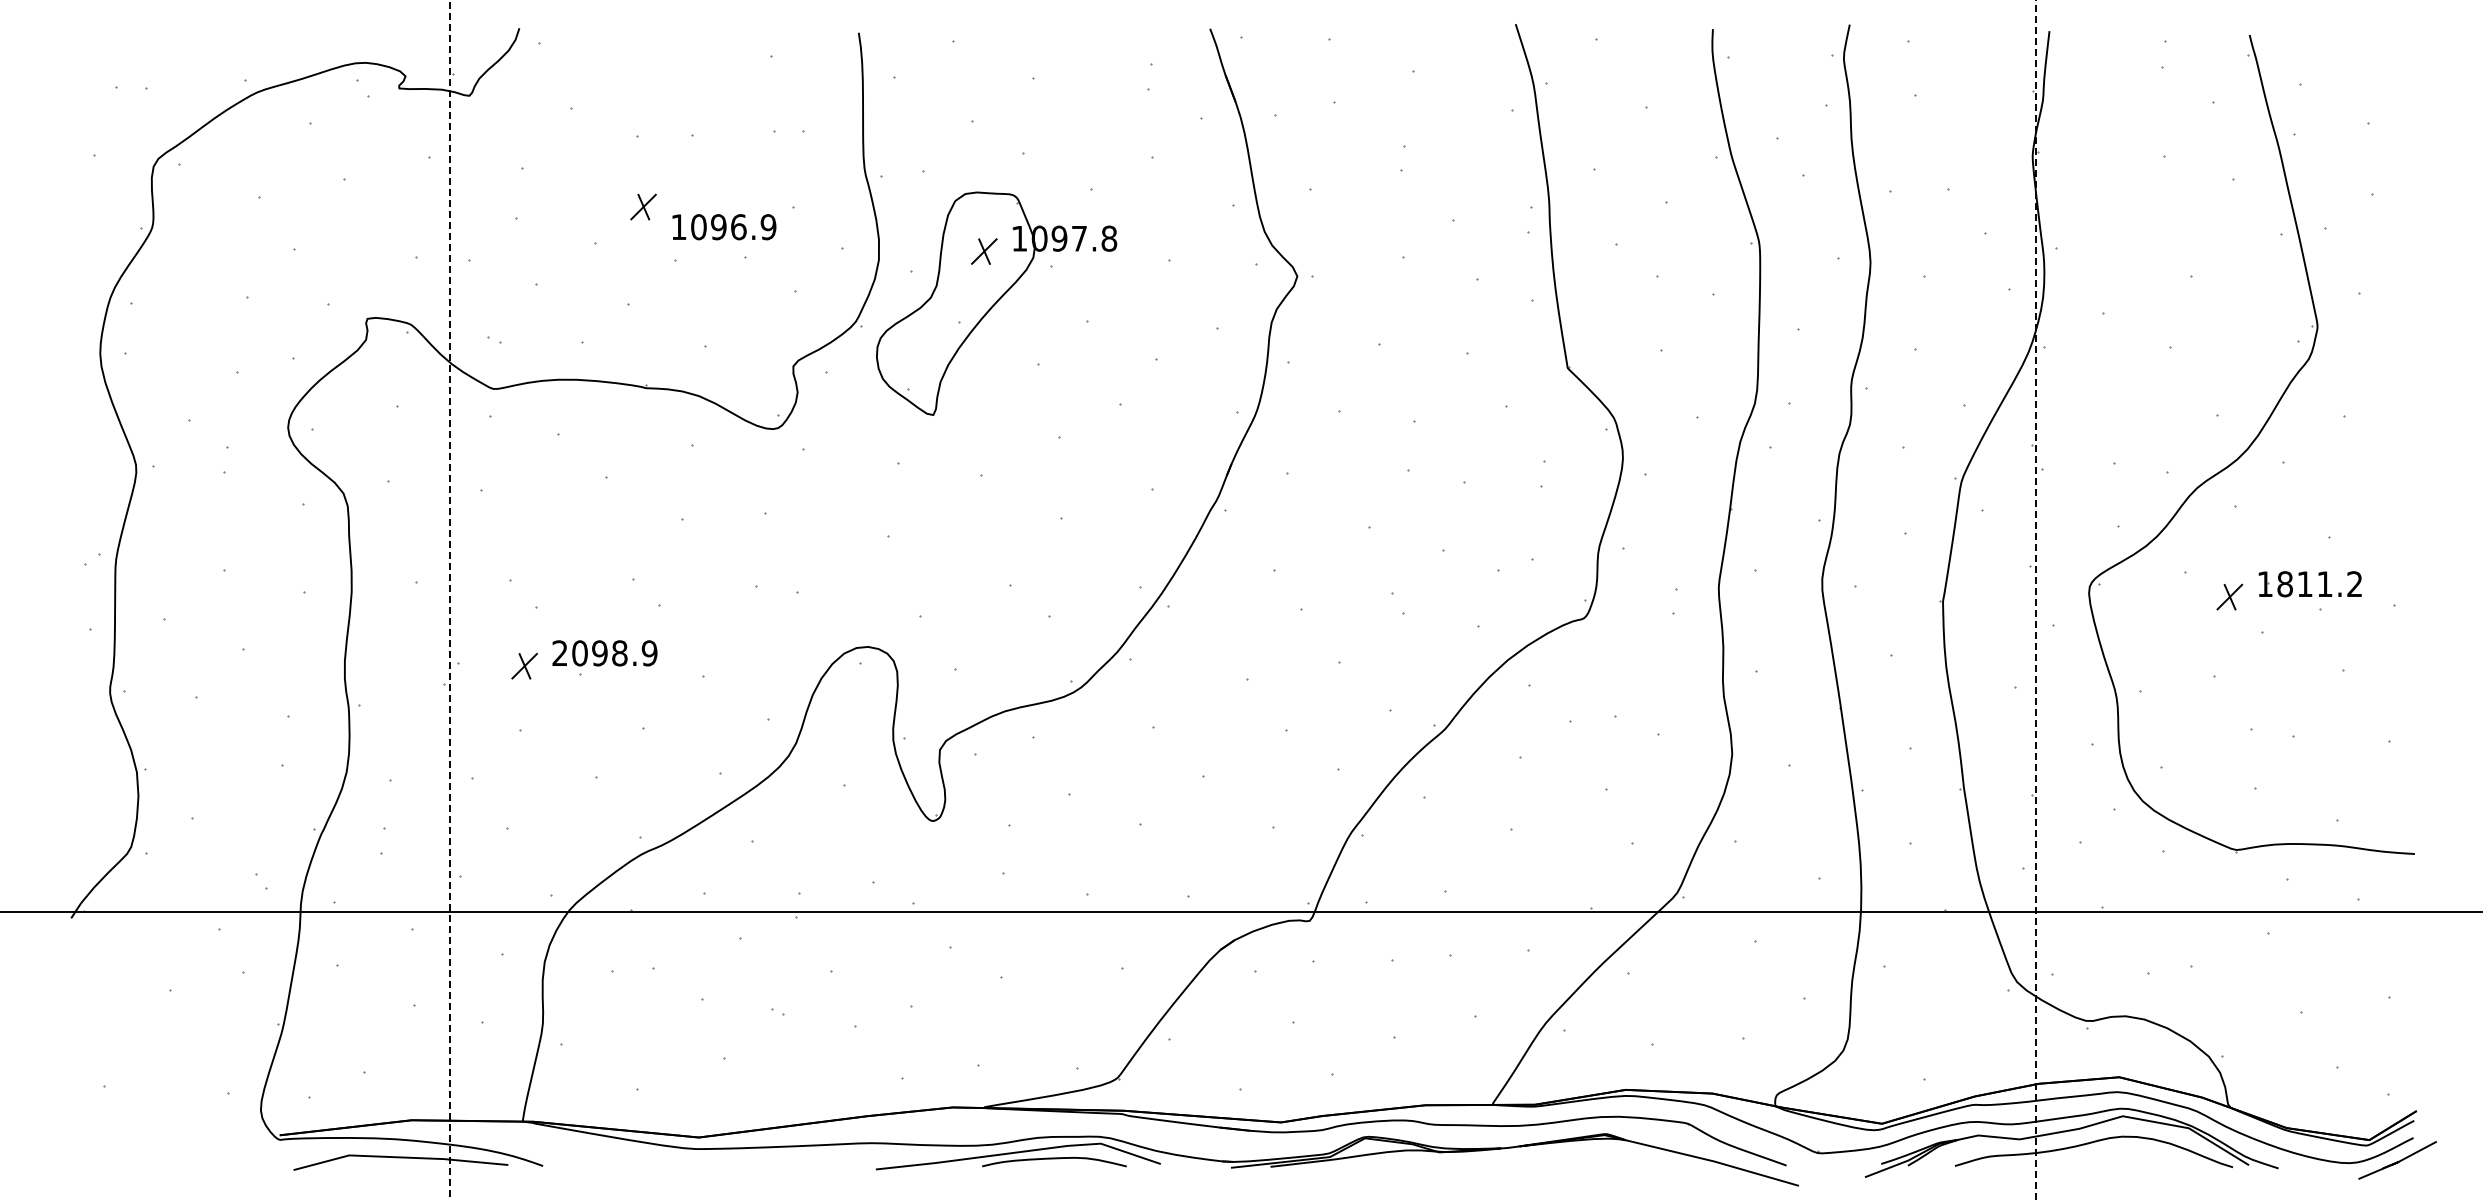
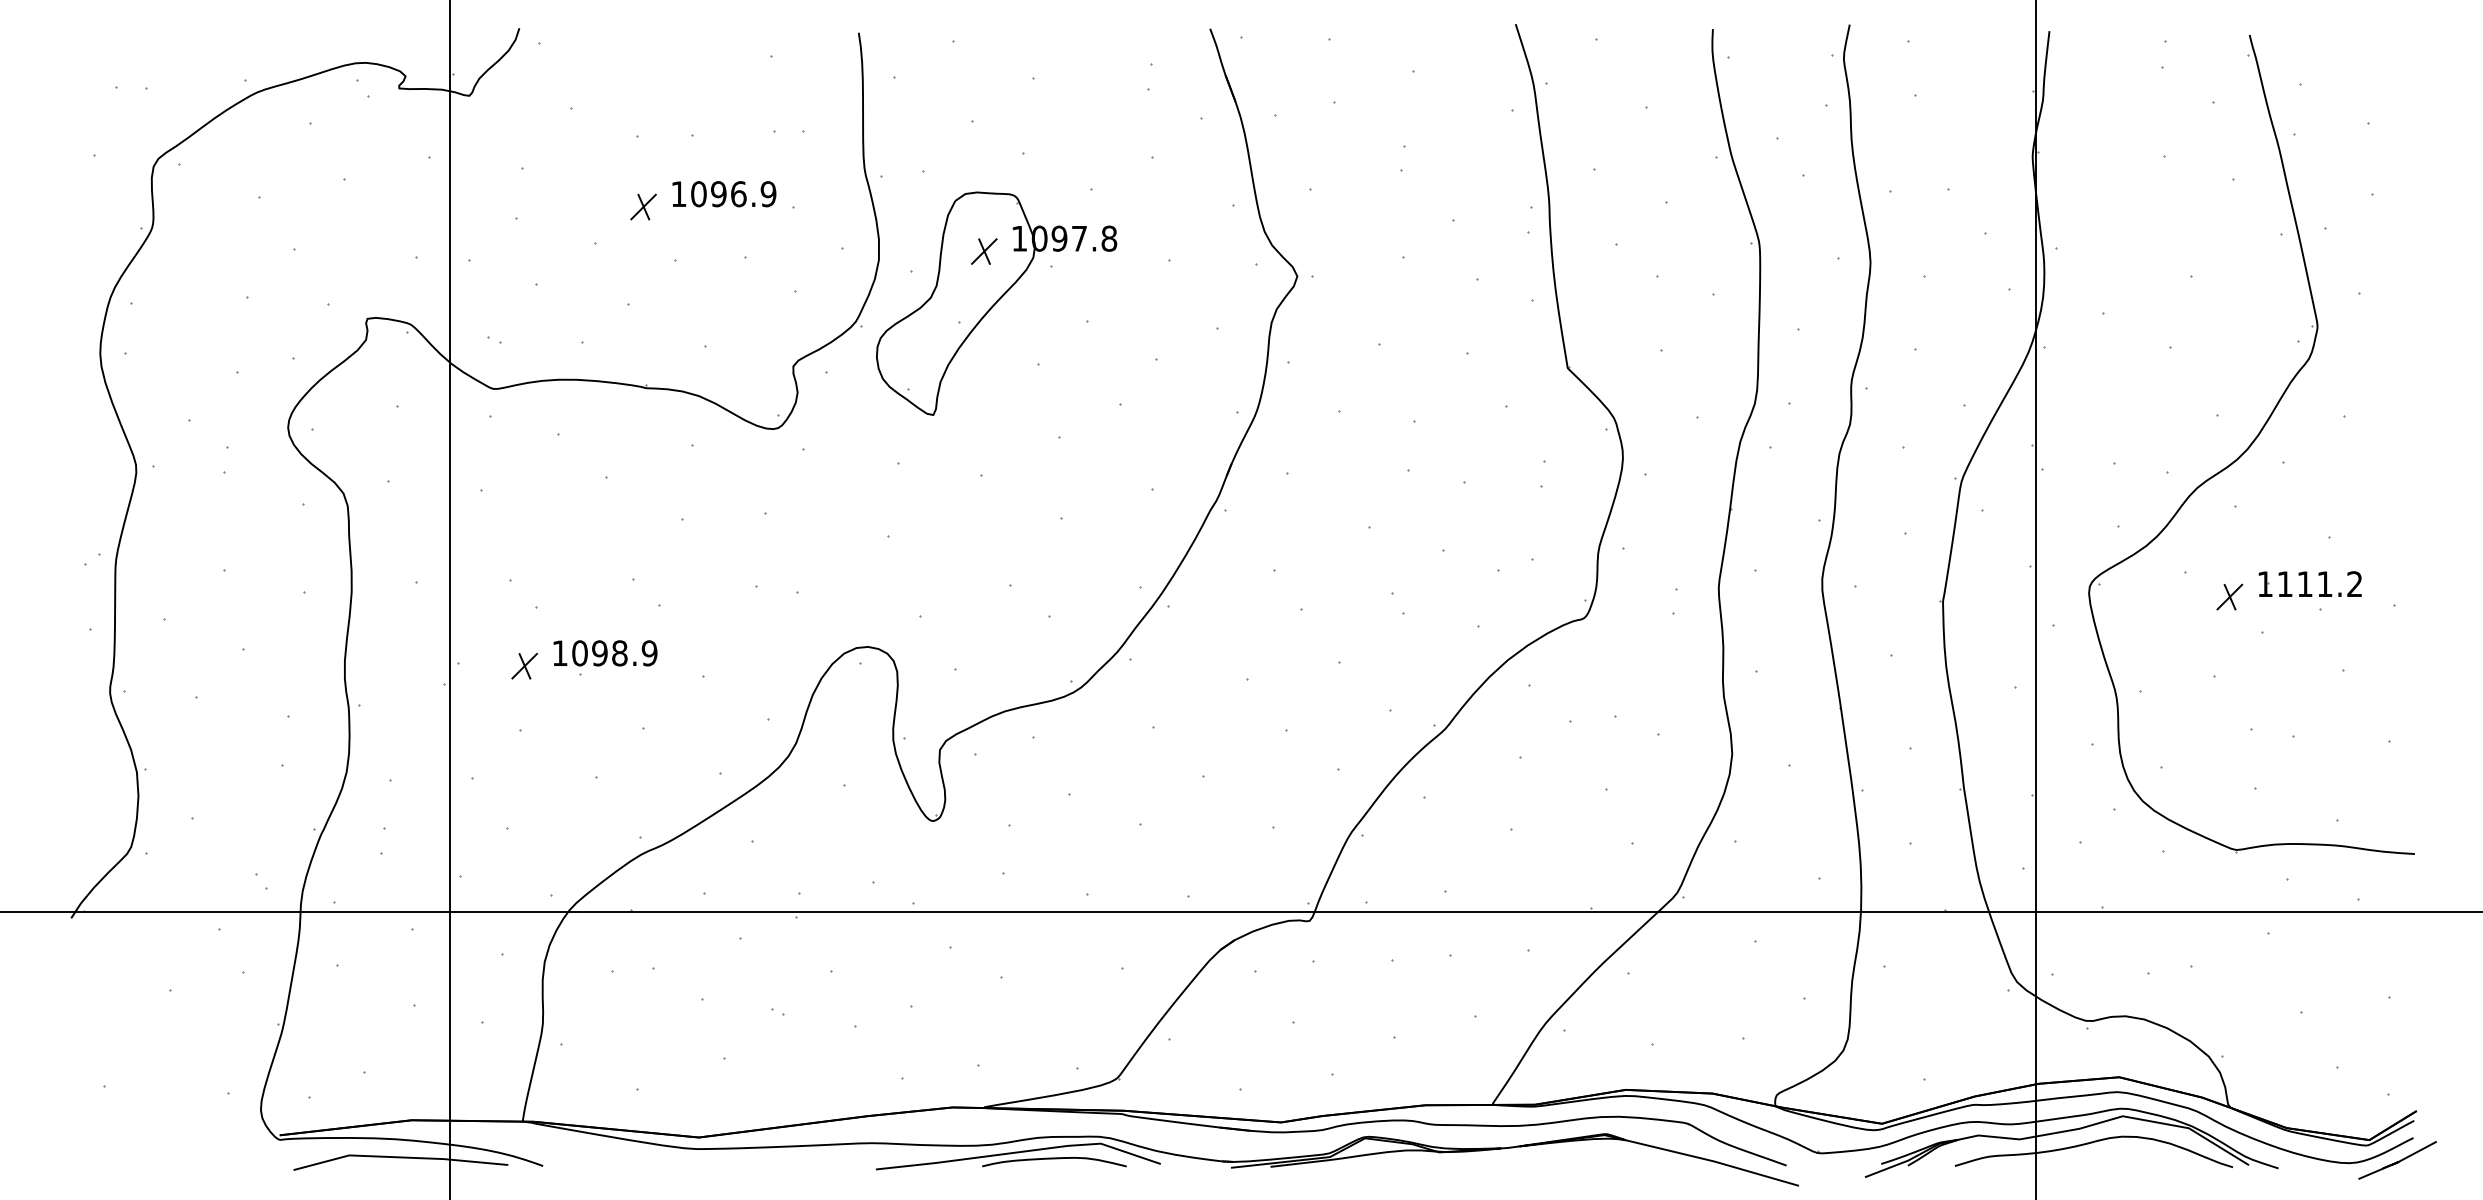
part position: (724, 227) -> (724, 194) (724, 194)
text: 1811.2 -> 1111.2 (2284, 584)
line: dashed -> solid (2035, 599)
line: dashed -> solid (450, 600)
text: 2098.9 -> 1098.9 (559, 652)
